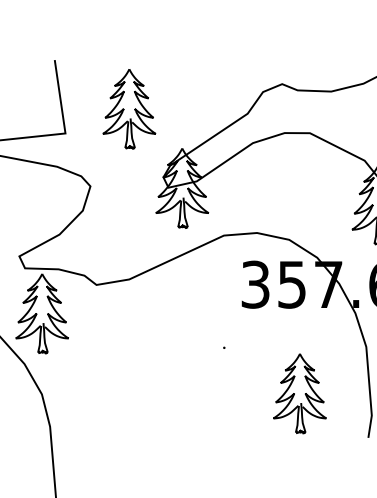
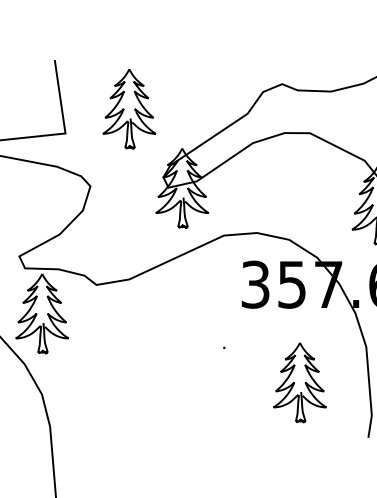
part position: (299, 393) -> (299, 382) (299, 382)
